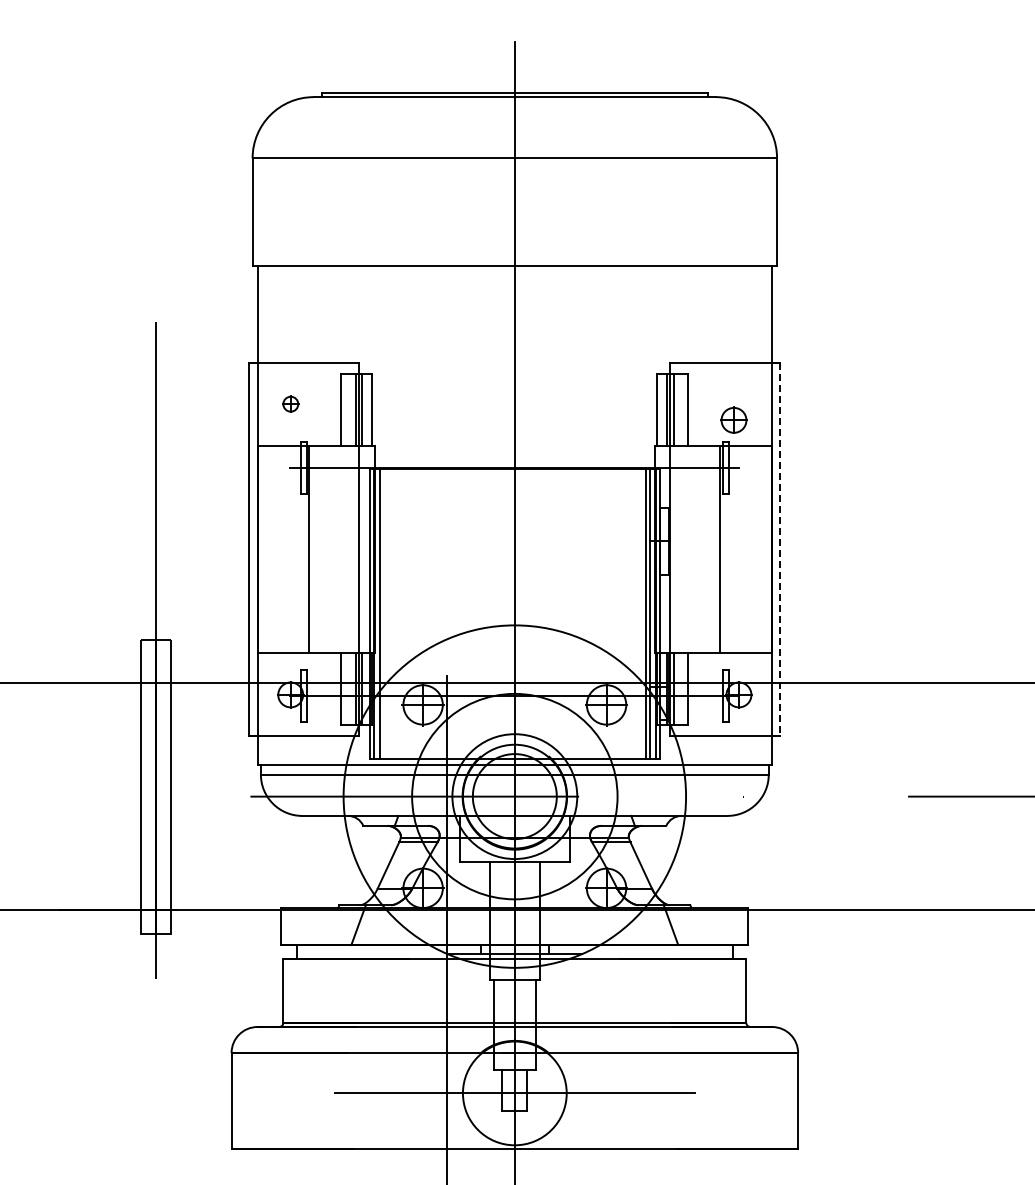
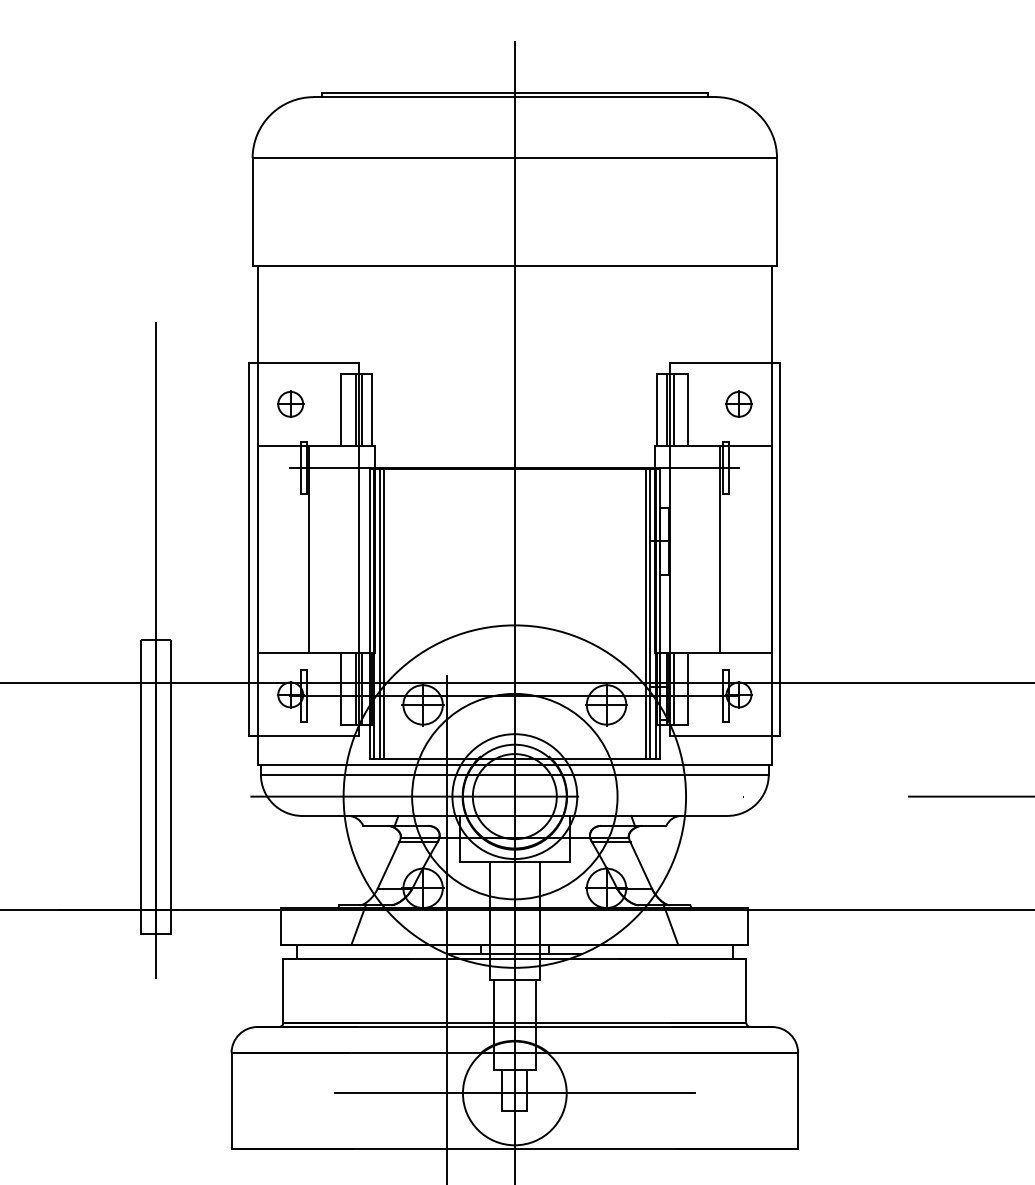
part size: 18x18 px -> 28x28 px (290, 403)
part position: (733, 419) -> (738, 403) (738, 403)
line: dashed -> solid (780, 549)
line: none -> present (384, 613)
